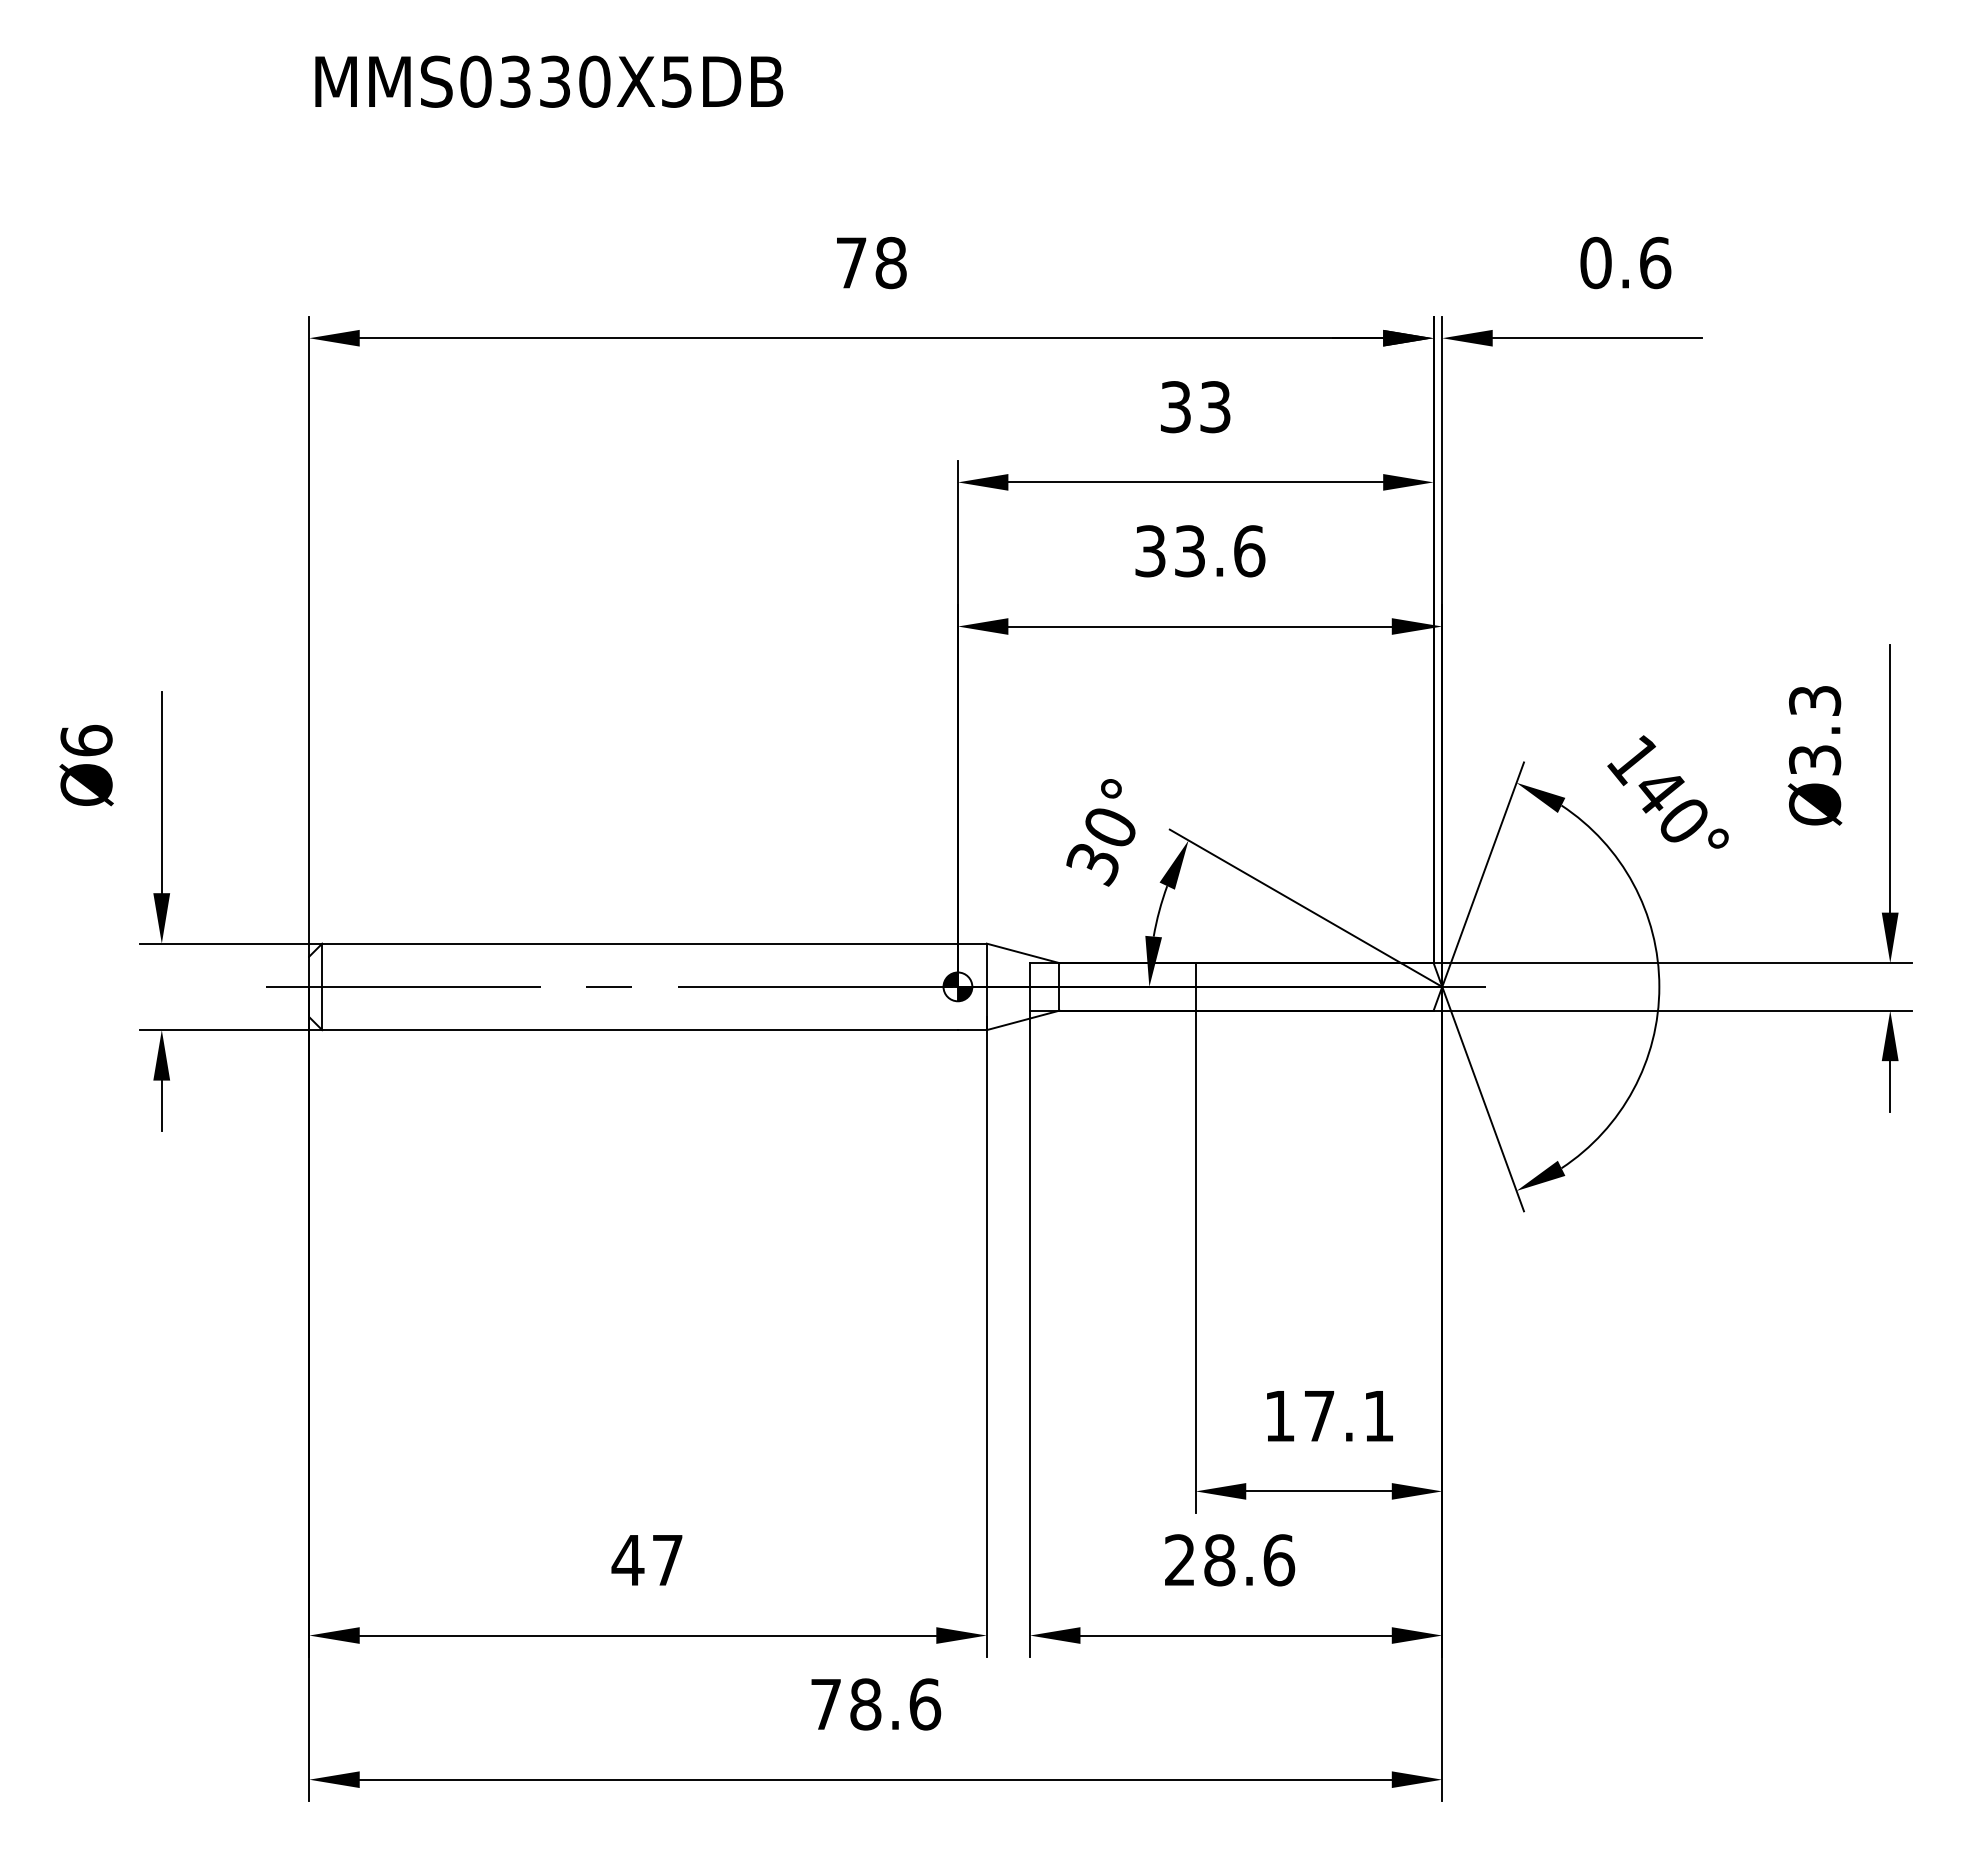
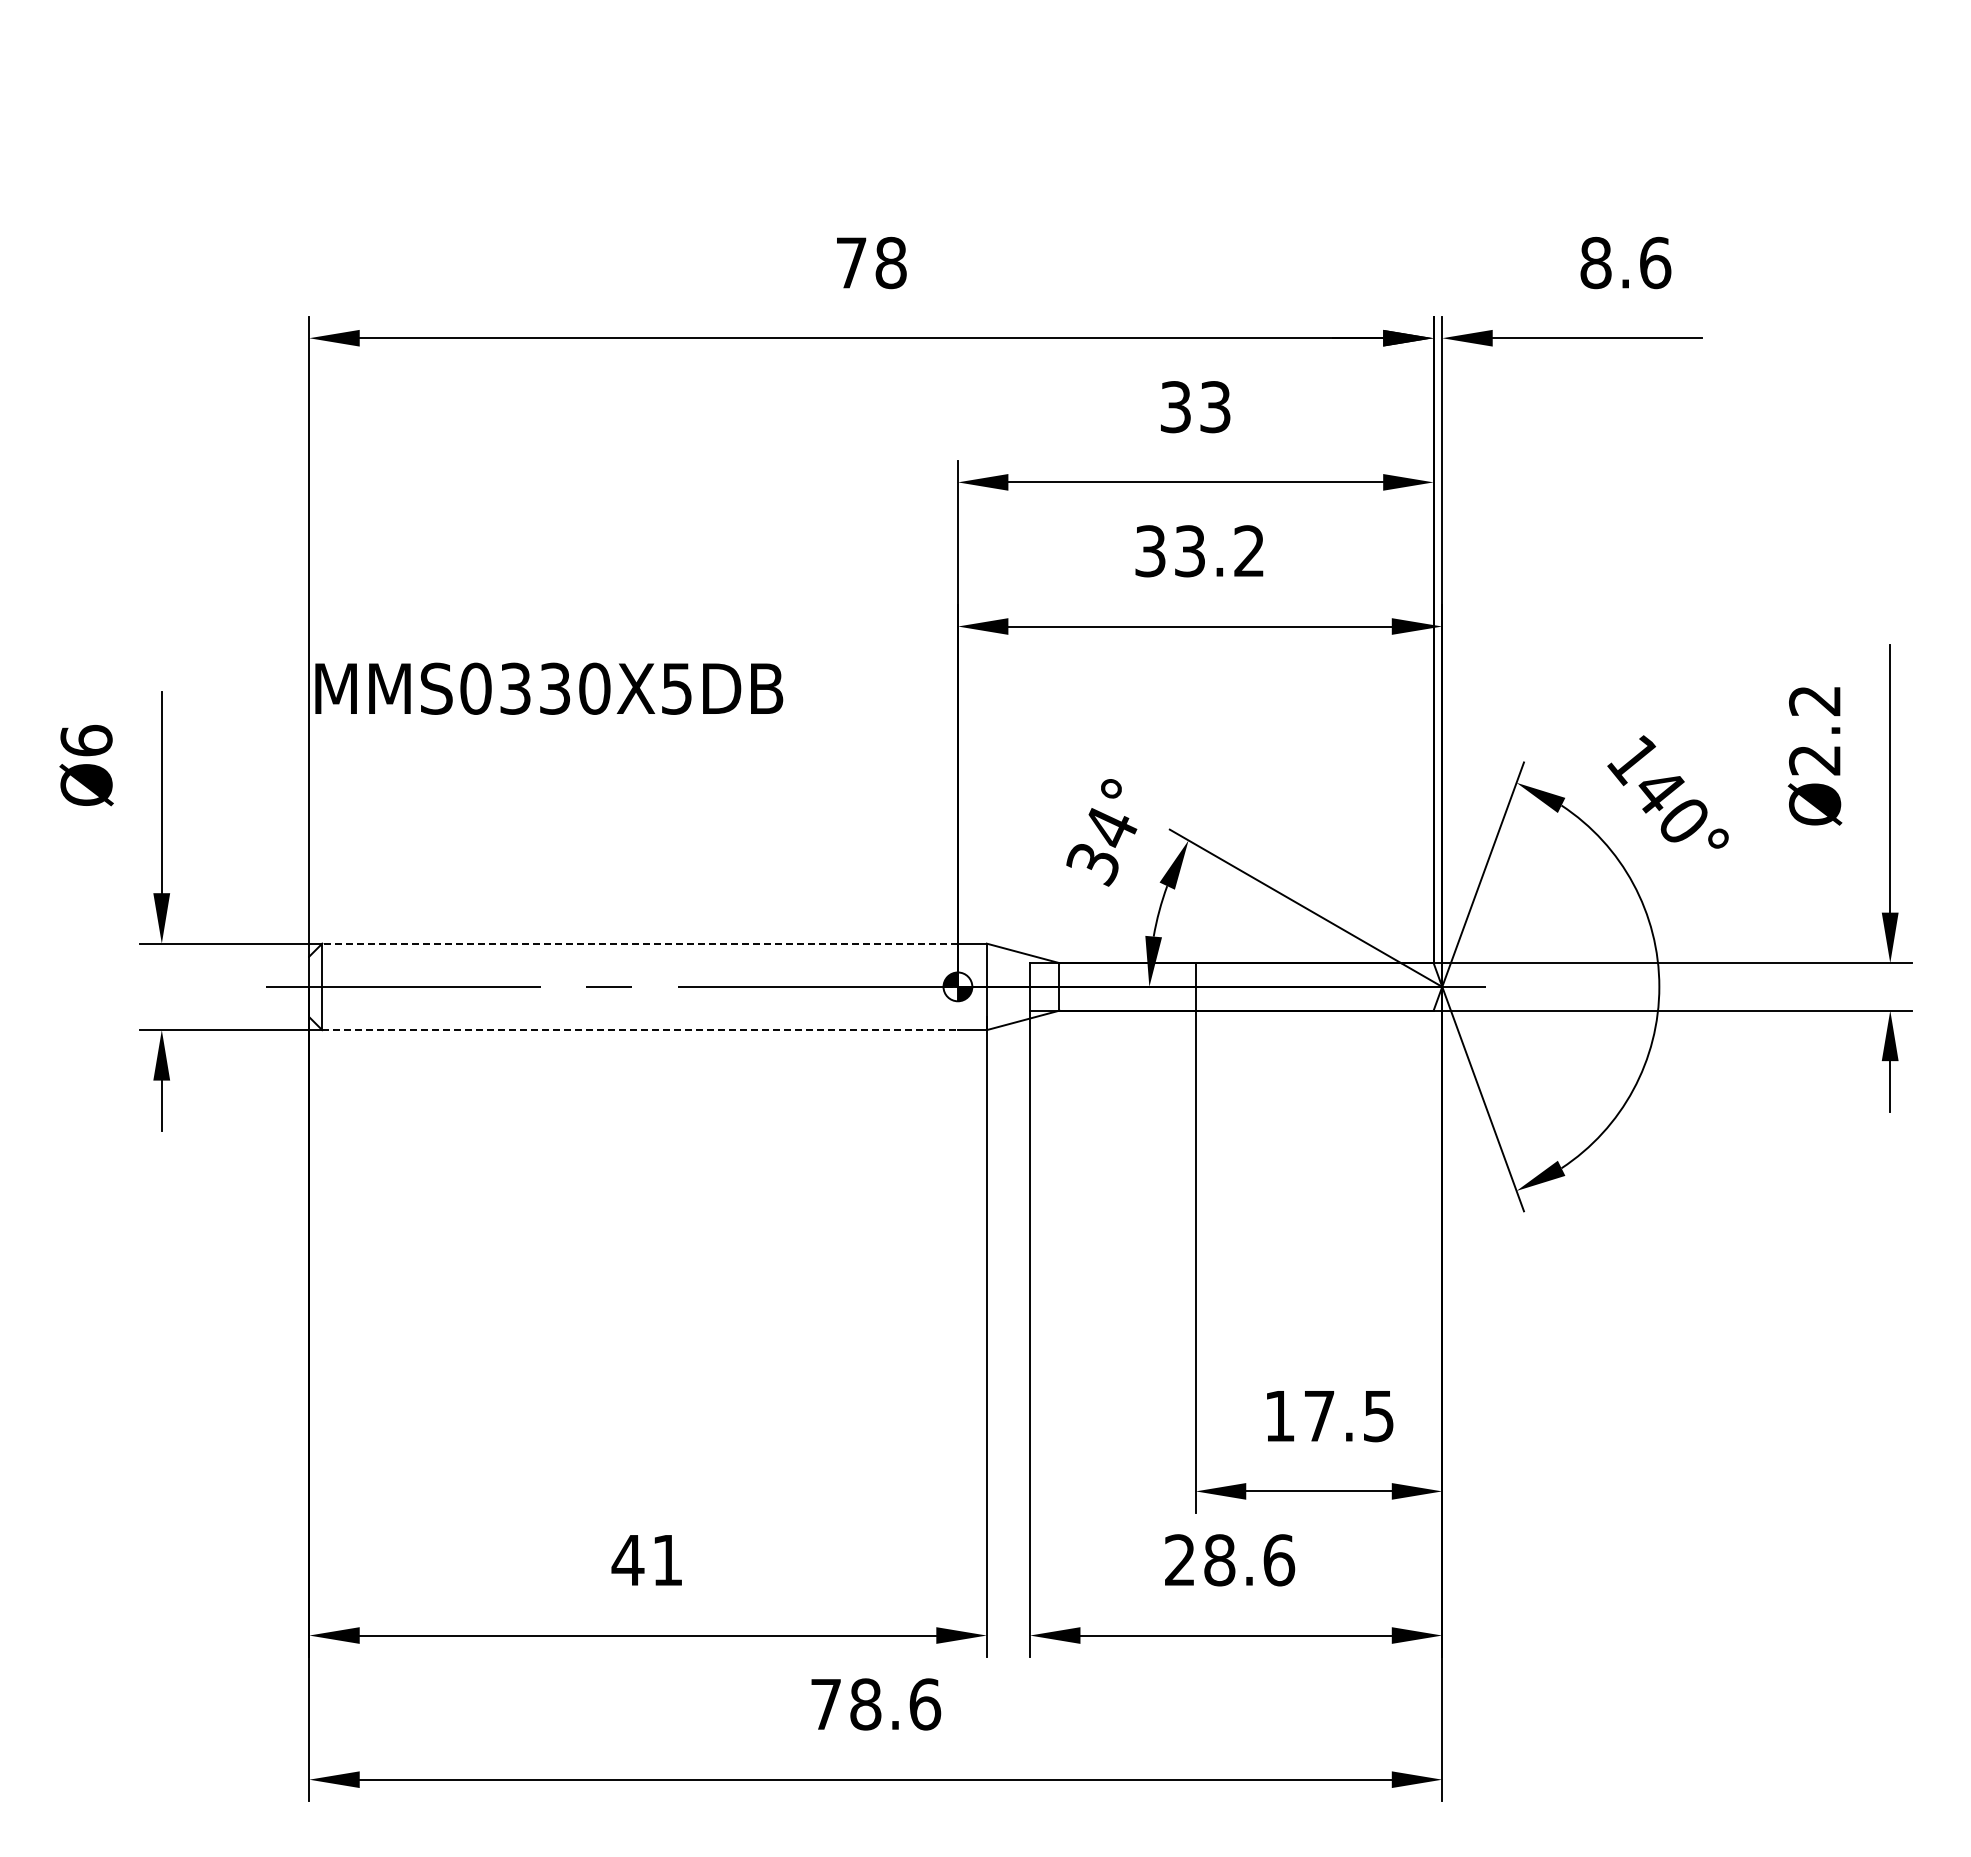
text position: (549, 81) -> (549, 688) (549, 688)
text: 0.6 -> 8.6 (1595, 262)
text: 33.6 -> 33.2 (1249, 551)
text: Ø3.3 -> Ø2.2 (1815, 730)
text: 30° -> 34° (1111, 827)
line: solid -> dashed (640, 943)
line: solid -> dashed (640, 1030)
text: 17.1 -> 17.5 (1378, 1416)
text: 47 -> 41 (667, 1560)
